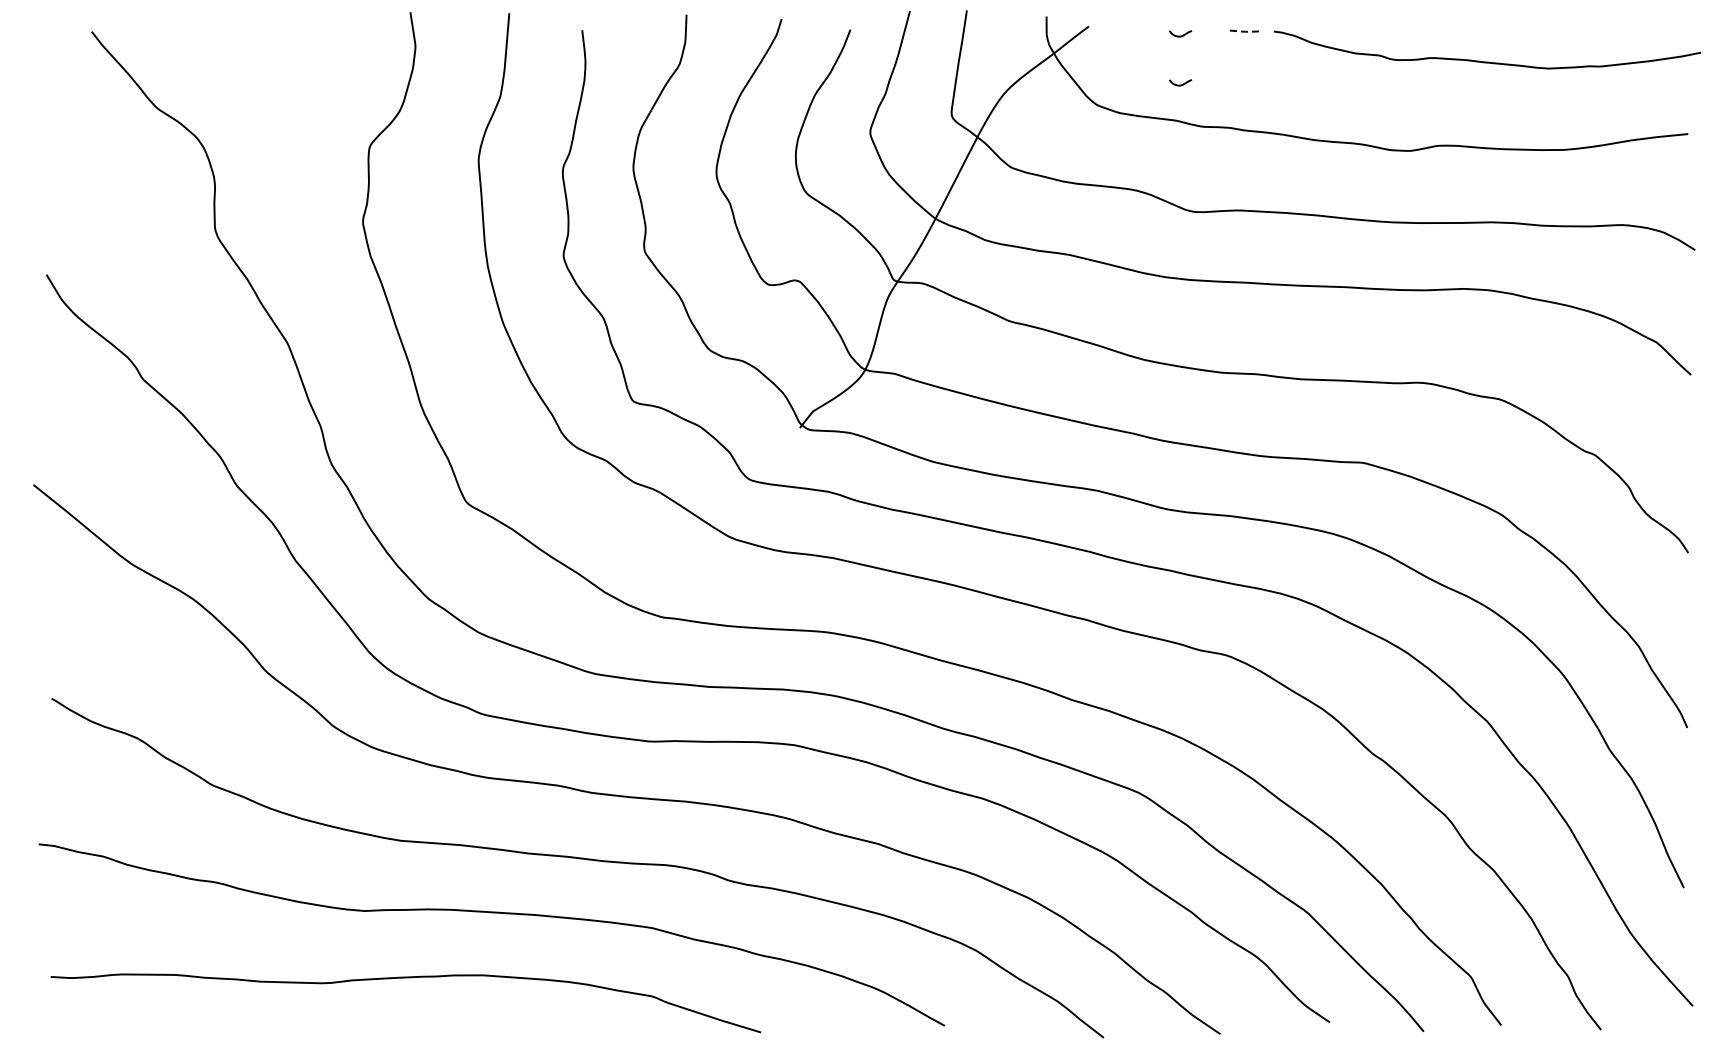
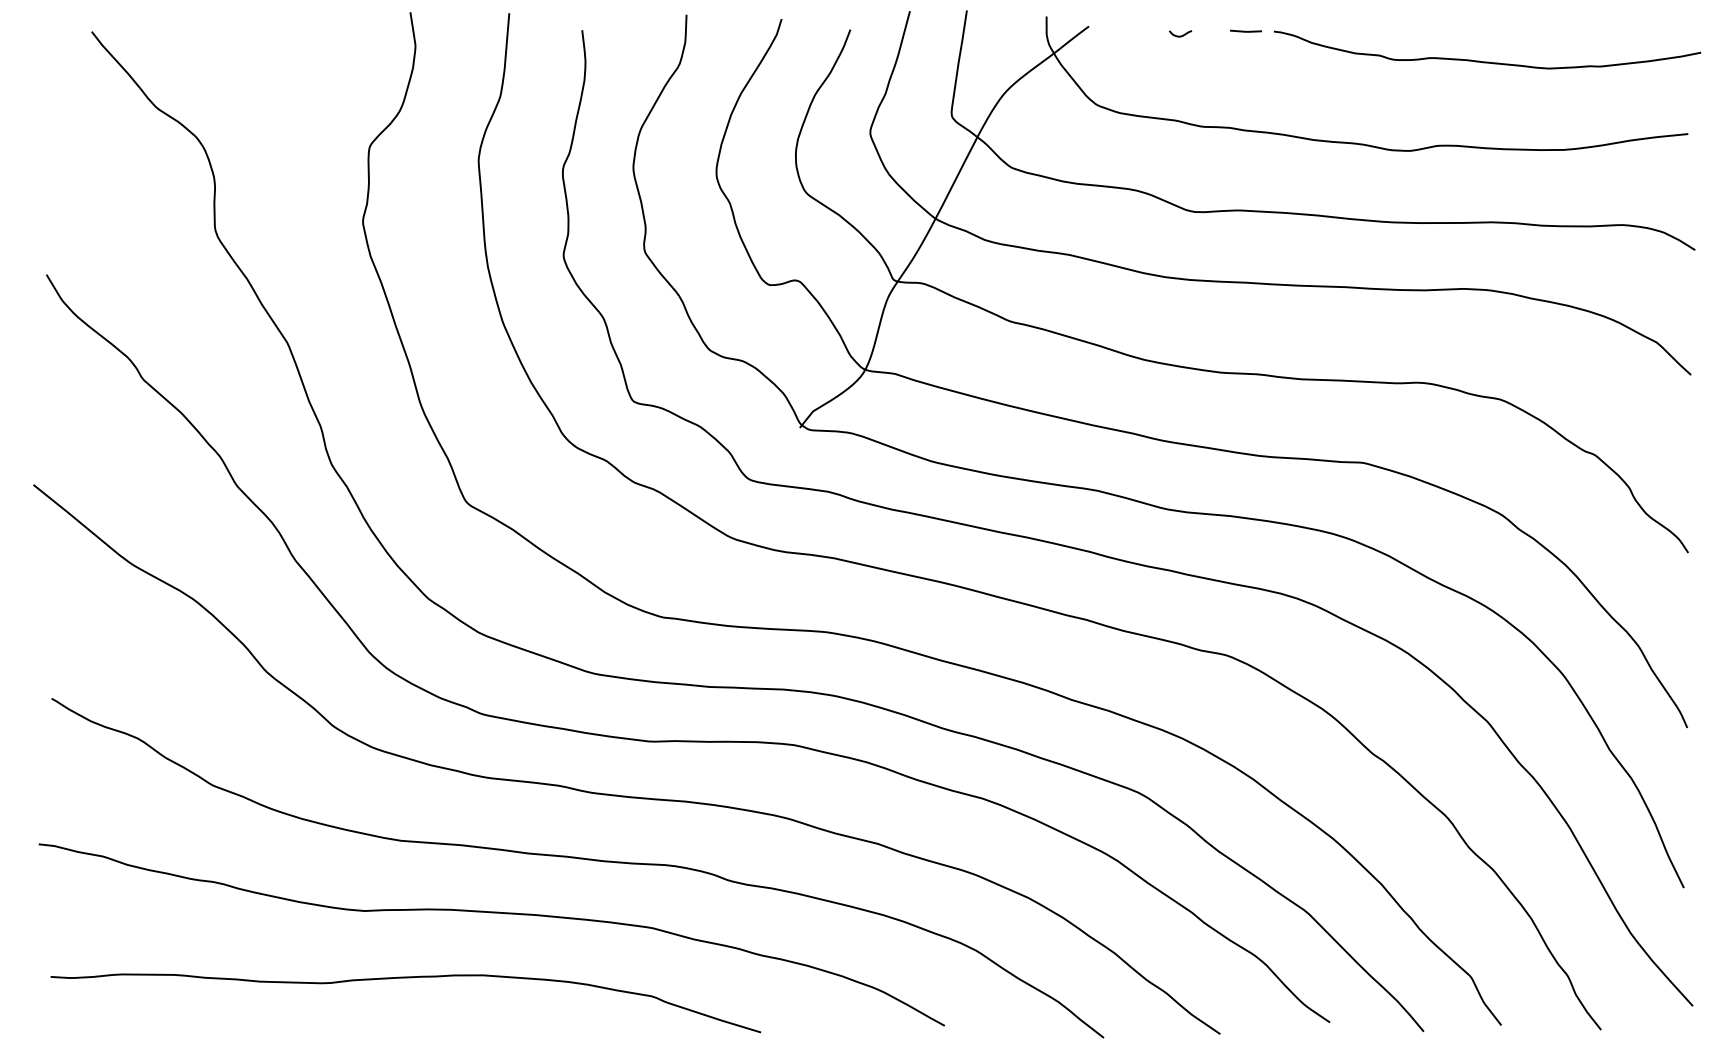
line: dashed -> solid (1246, 31)
curve: present -> none (1180, 84)
